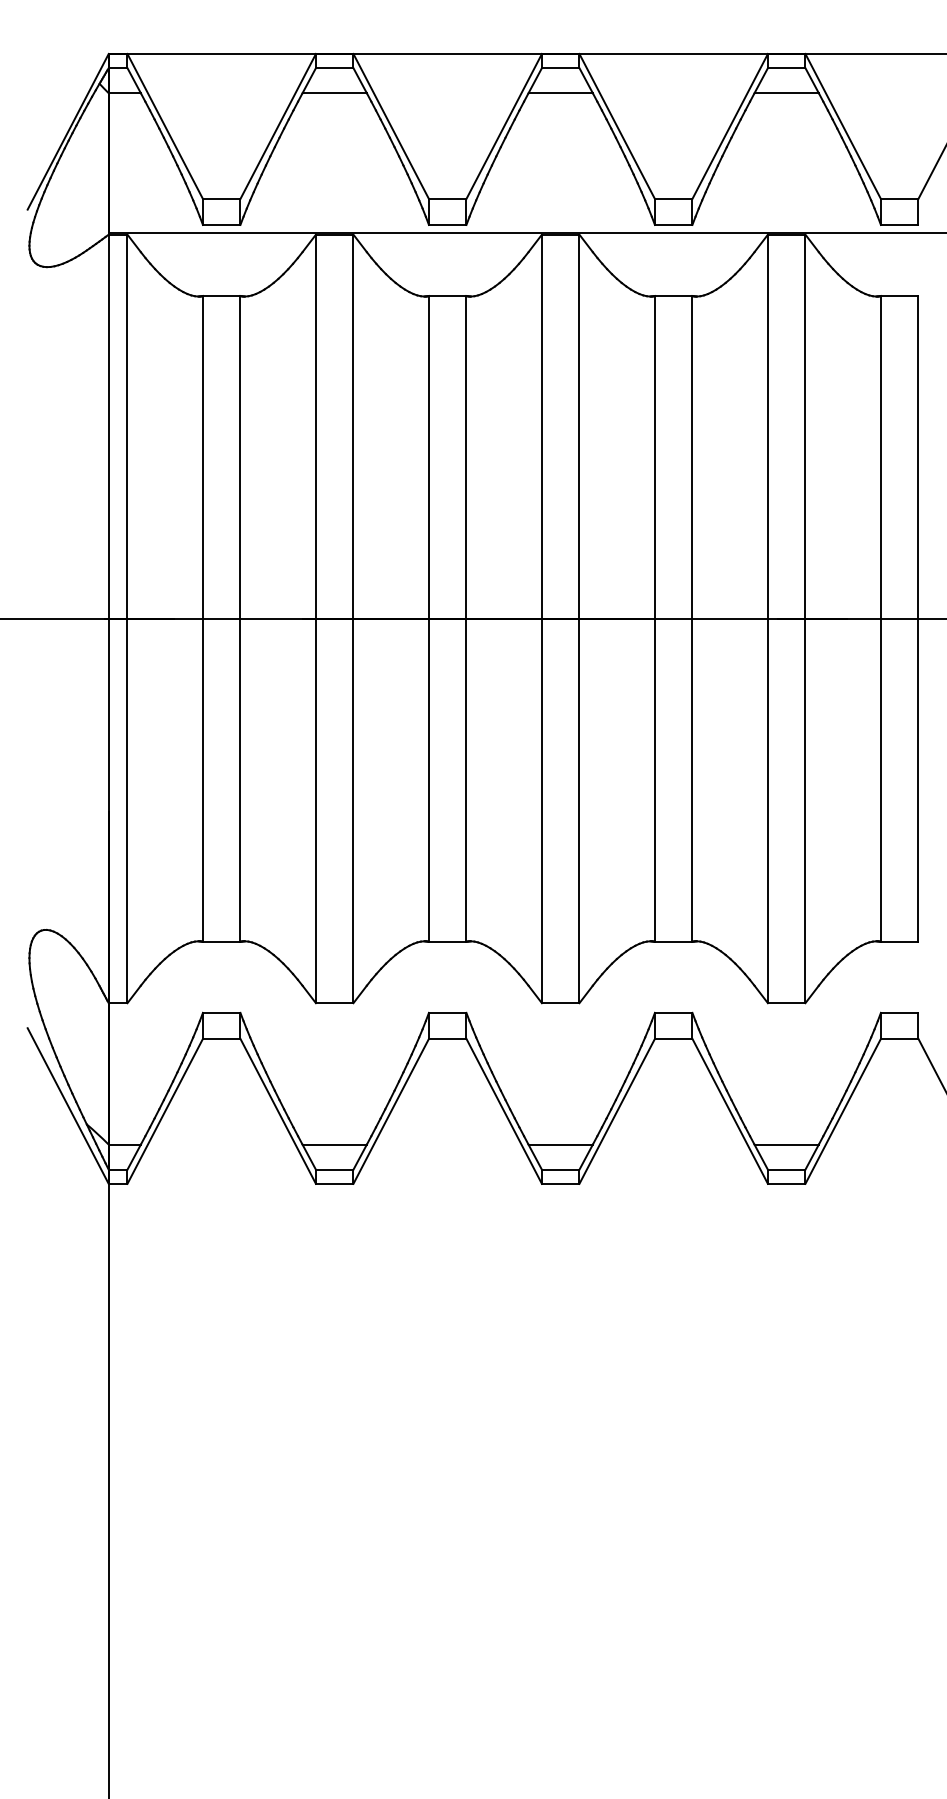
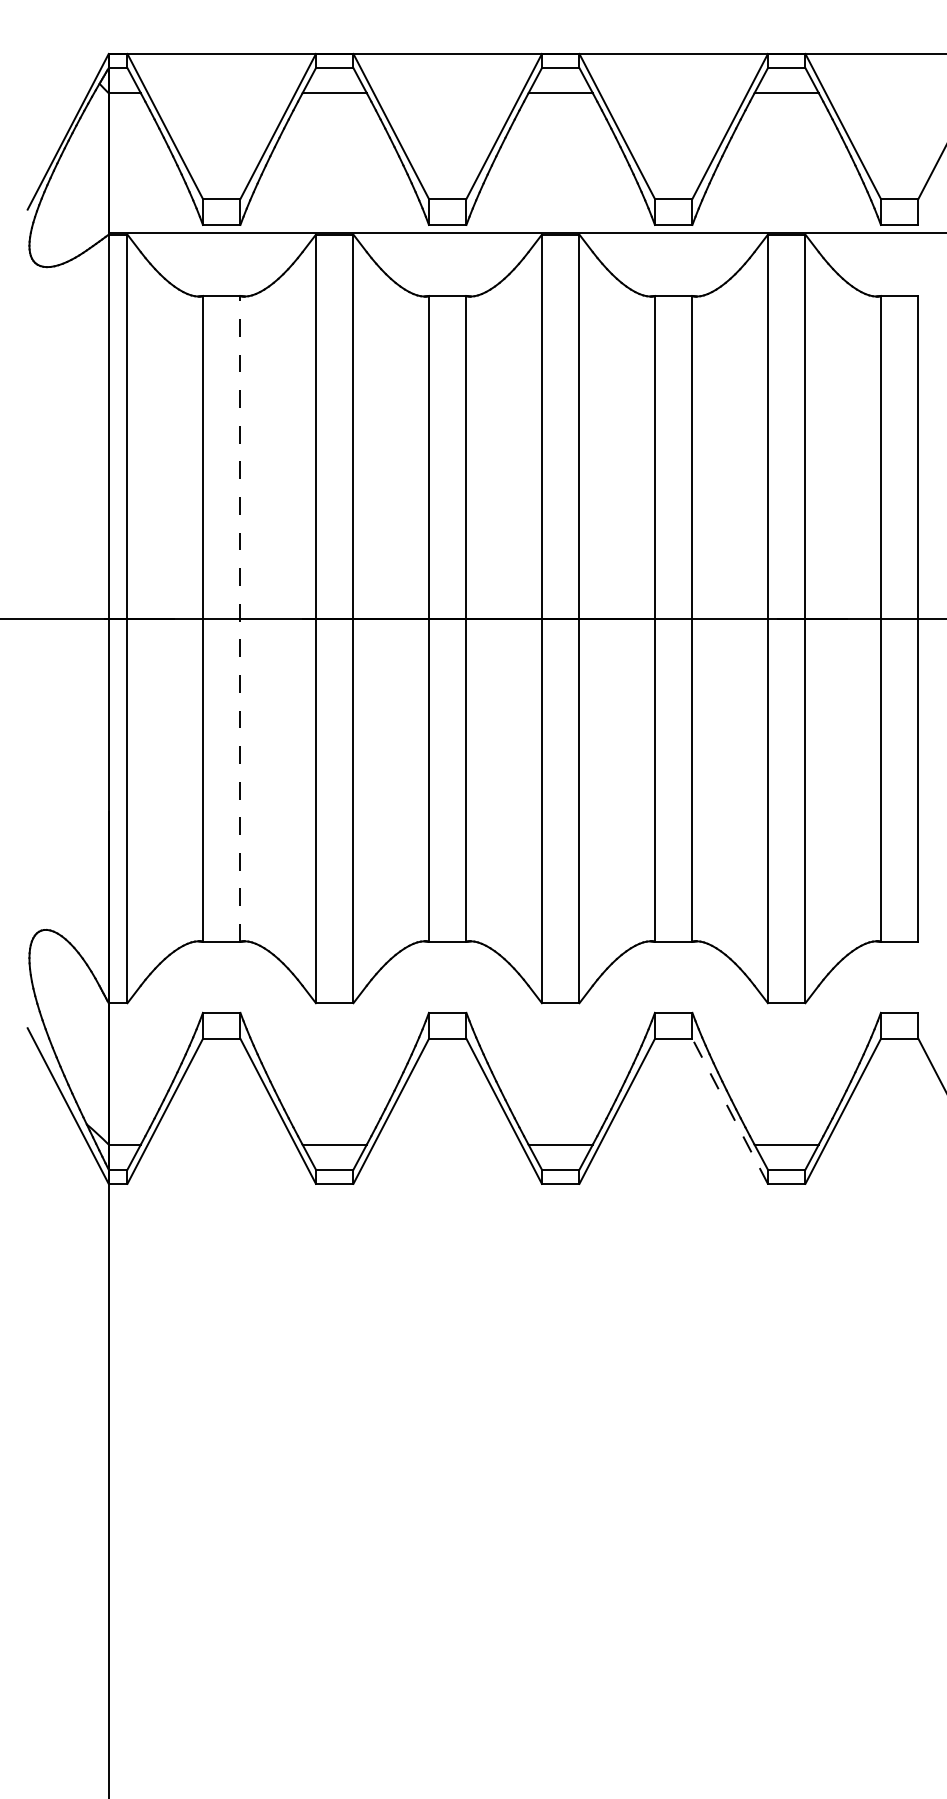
line: solid -> dashed (240, 618)
line: solid -> dashed (730, 1111)
